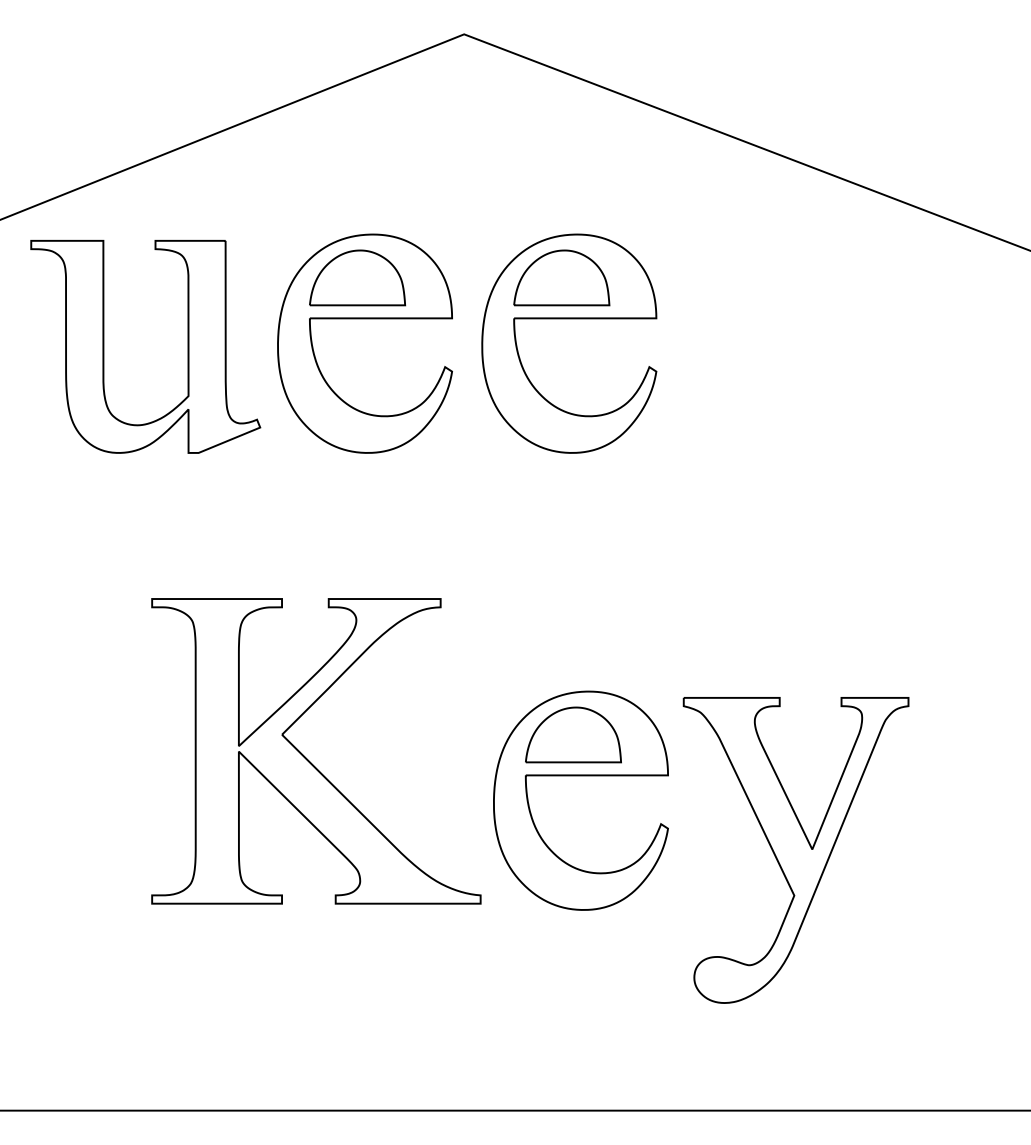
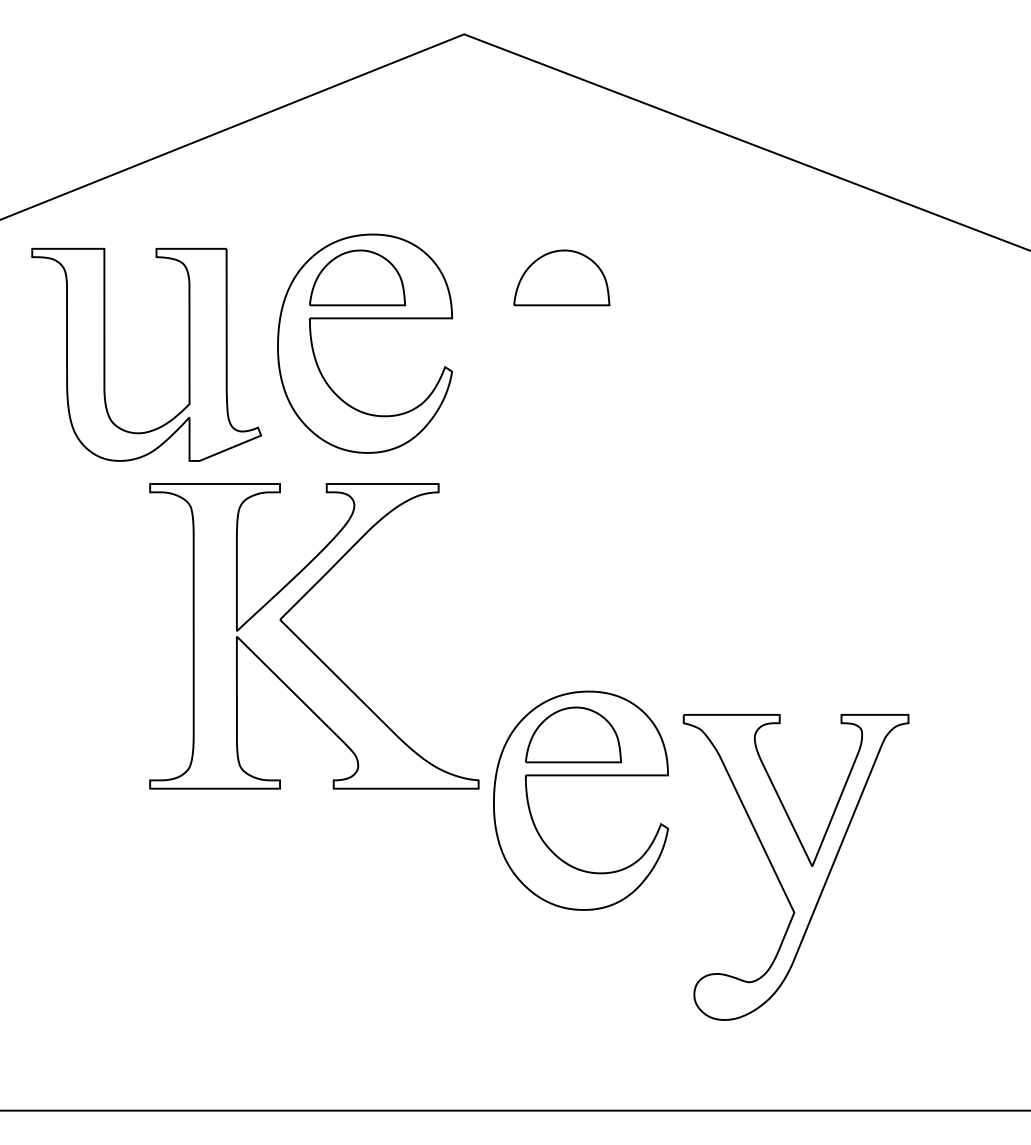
part: present -> none (569, 319)
part position: (104, 346) -> (105, 354) (105, 354)
part position: (308, 759) -> (306, 644) (306, 644)
part position: (795, 850) -> (795, 867) (795, 867)
